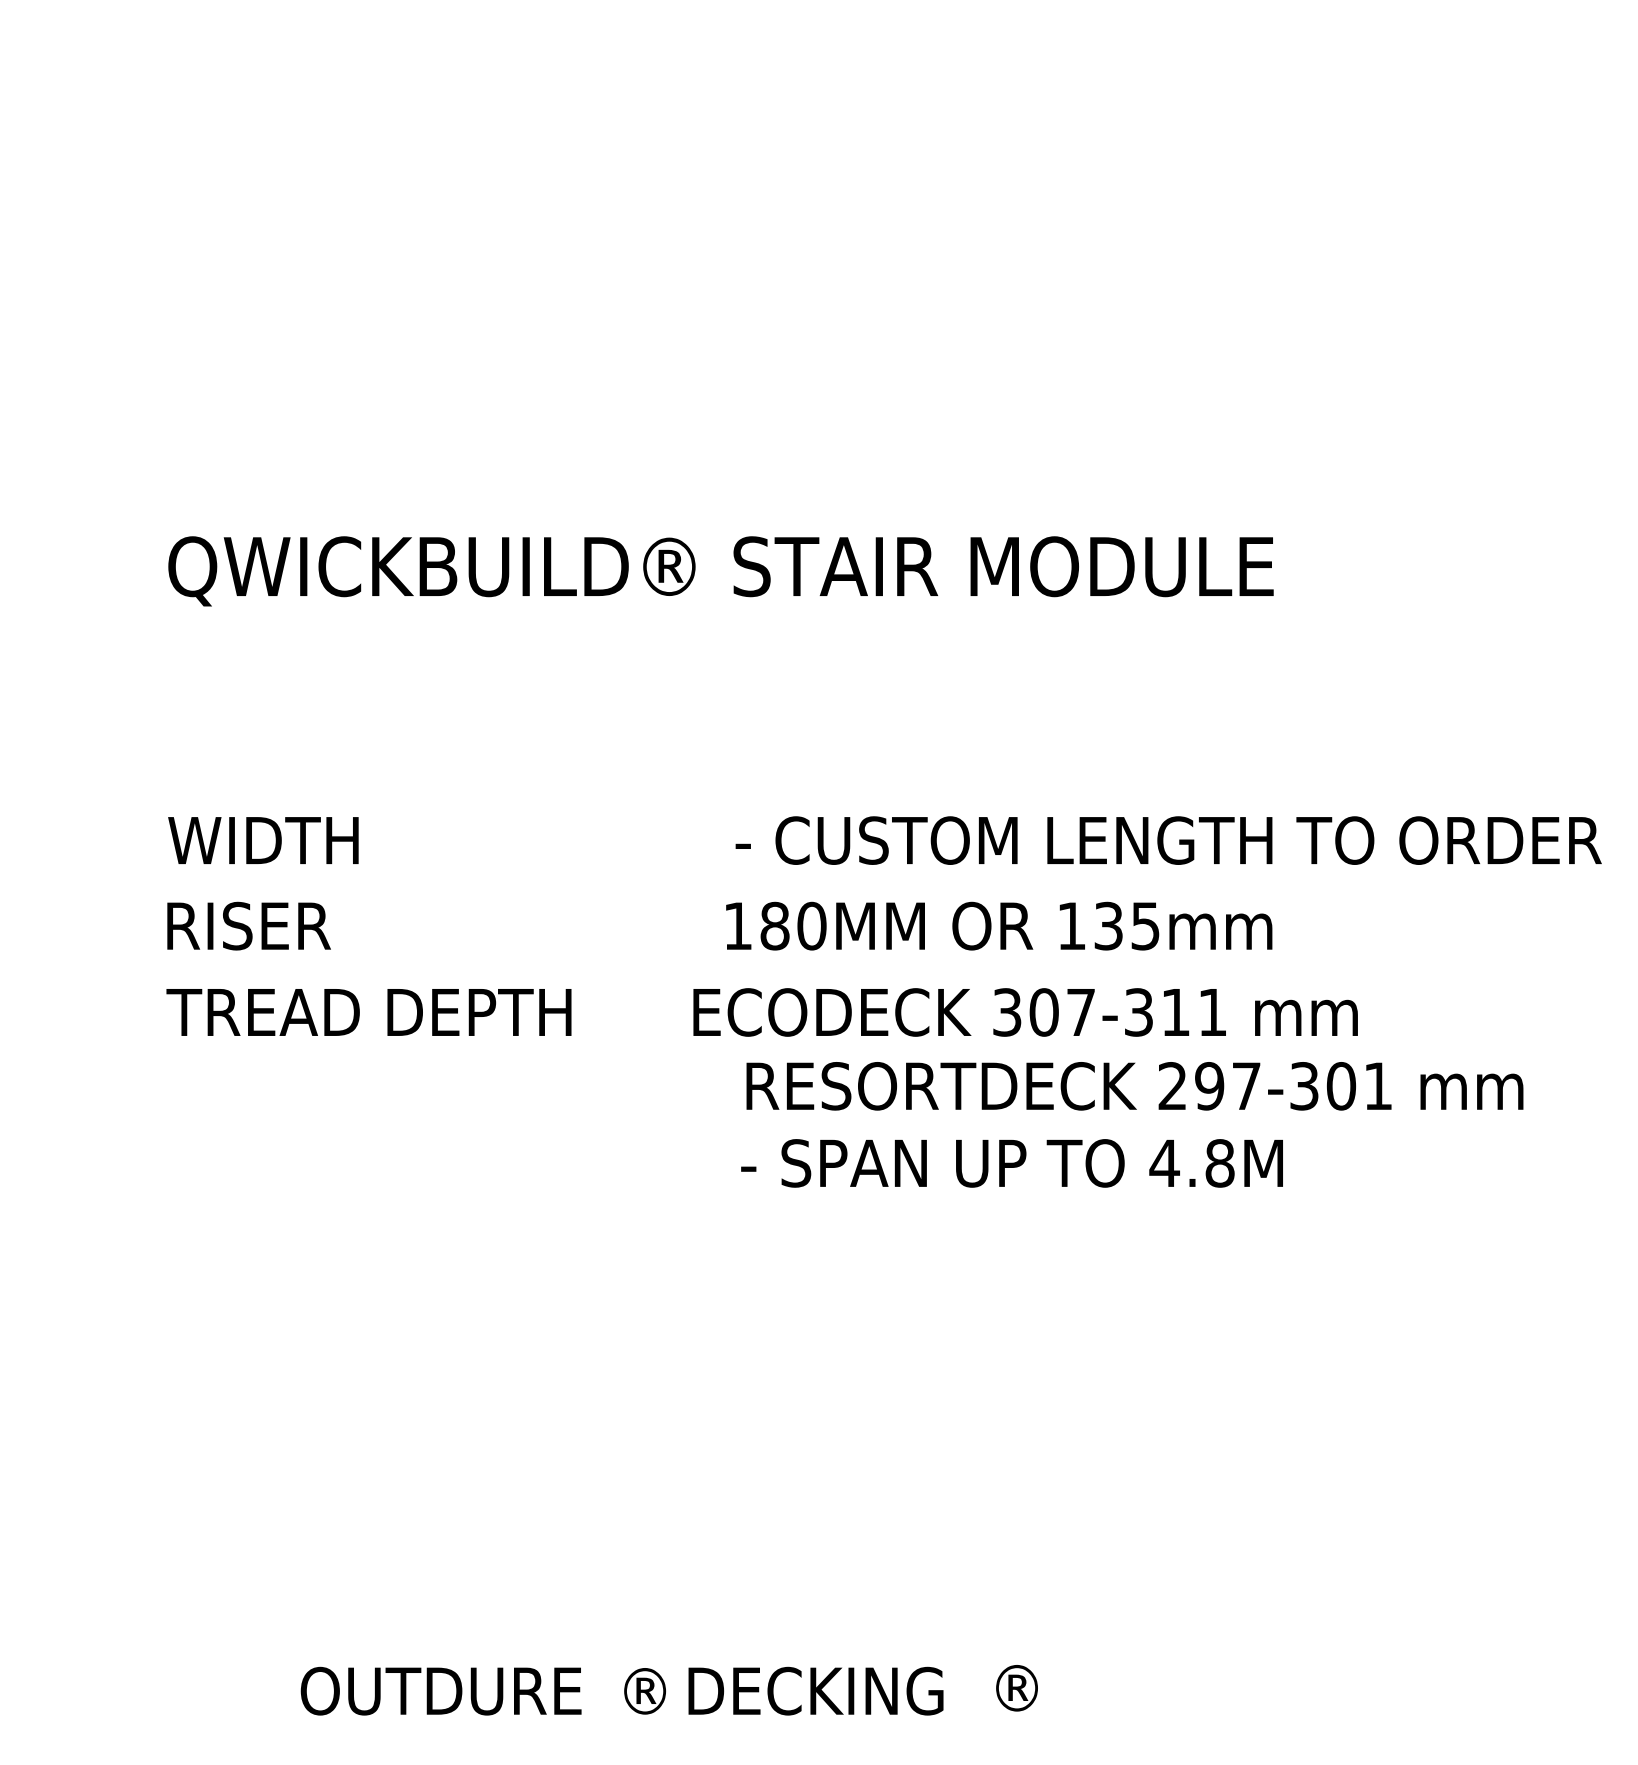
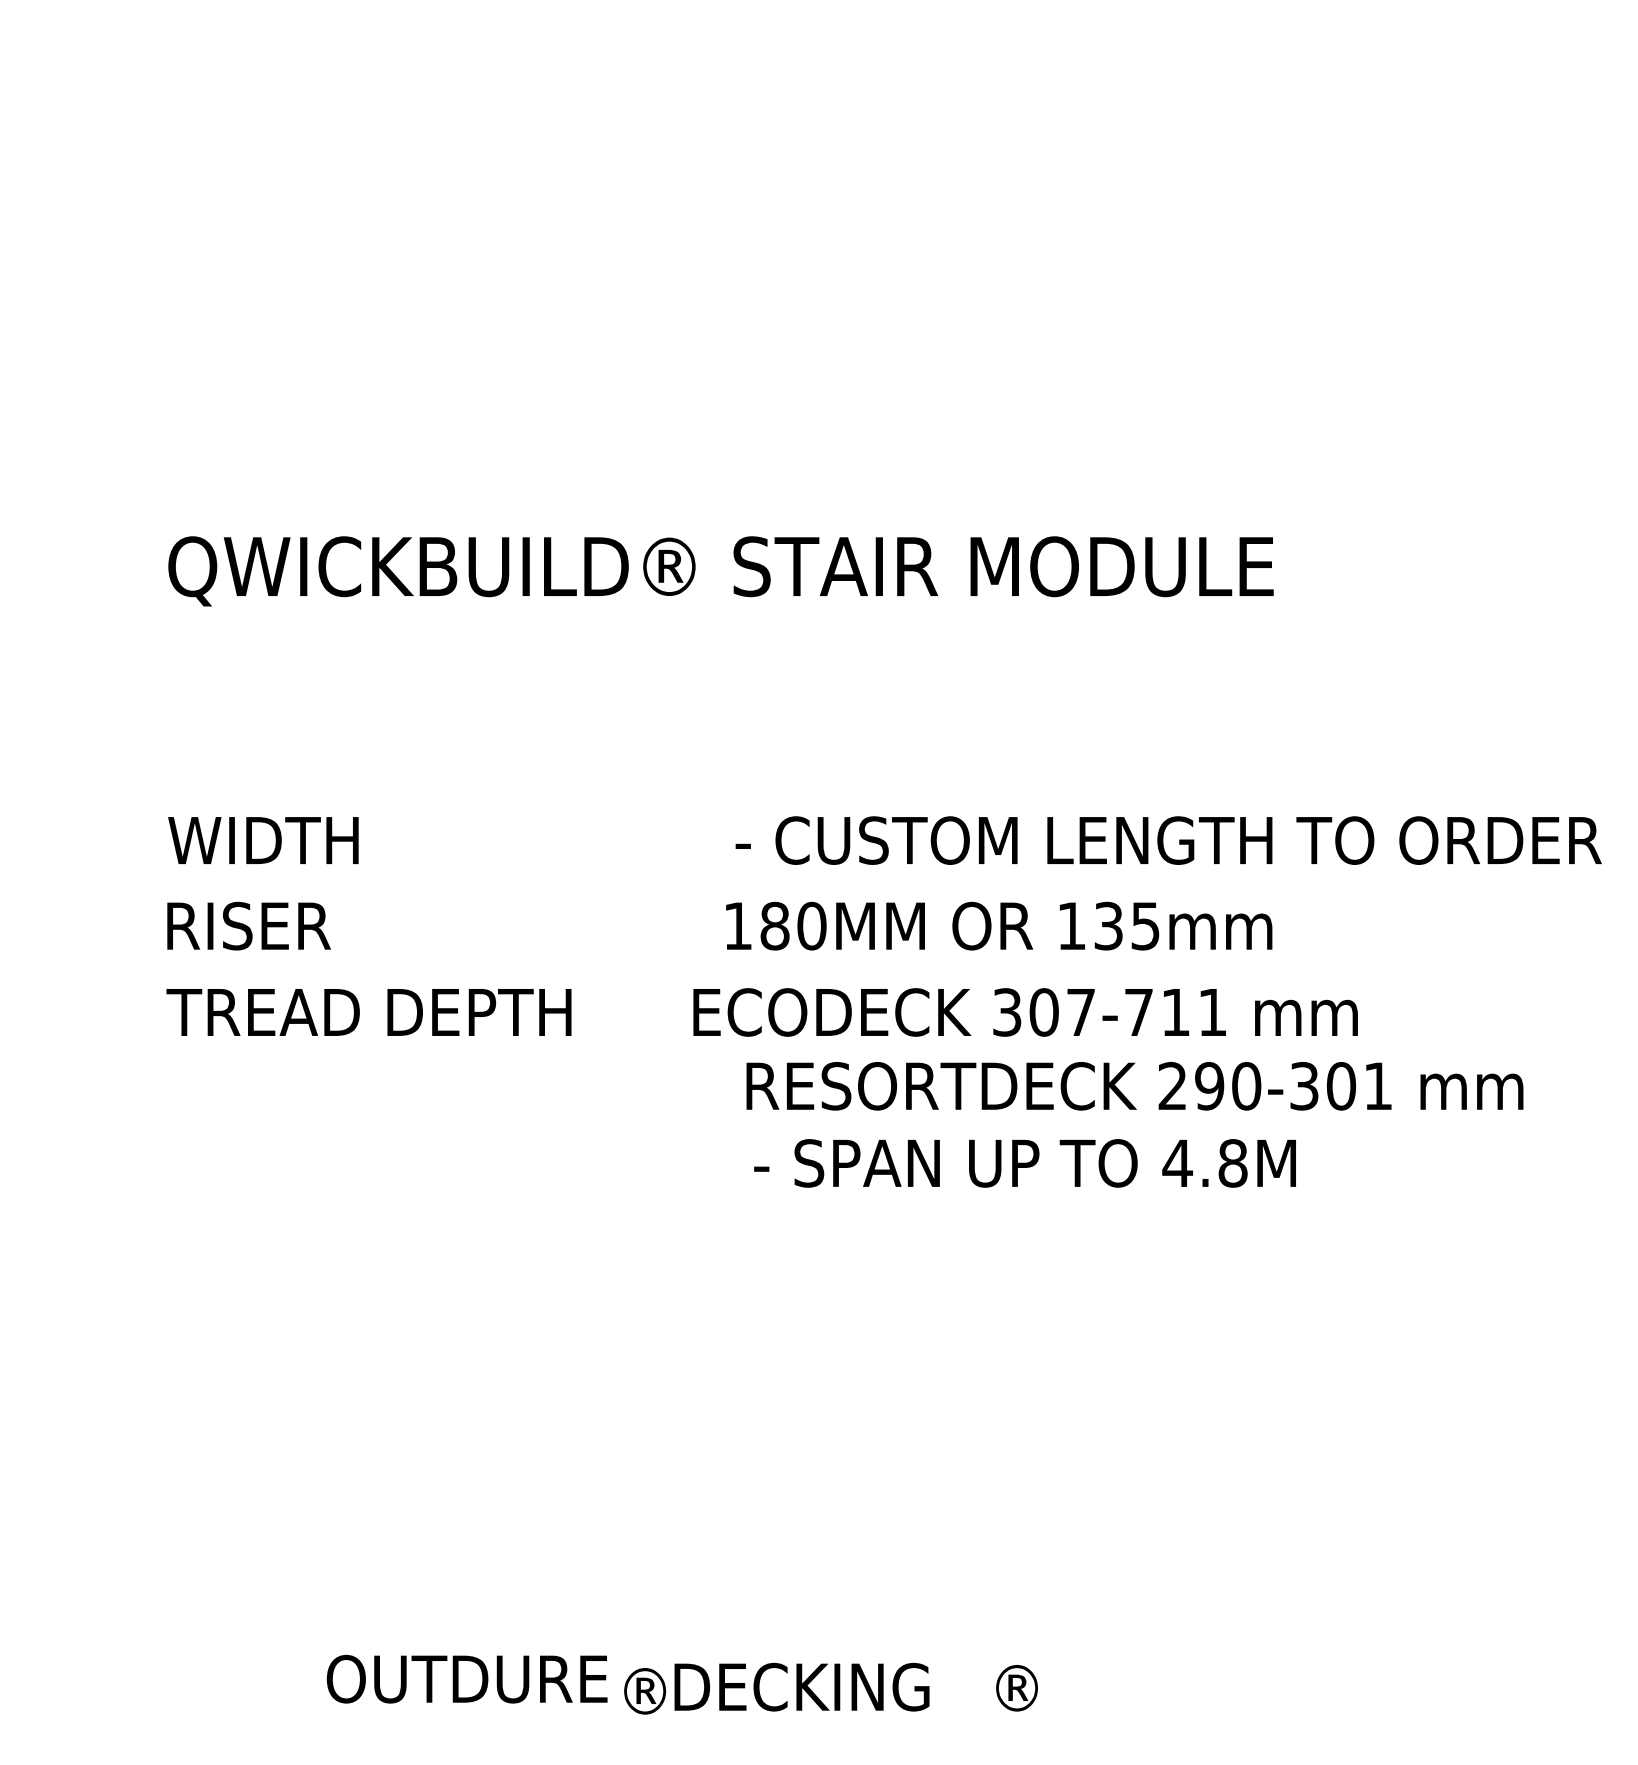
text: 307-311 -> 307-711 (1138, 1012)
text: 297-301 -> 290-301 (1246, 1086)
text position: (1011, 1163) -> (1024, 1163) (1024, 1163)
text position: (440, 1690) -> (466, 1678) (466, 1678)
text position: (815, 1690) -> (801, 1686) (801, 1686)
